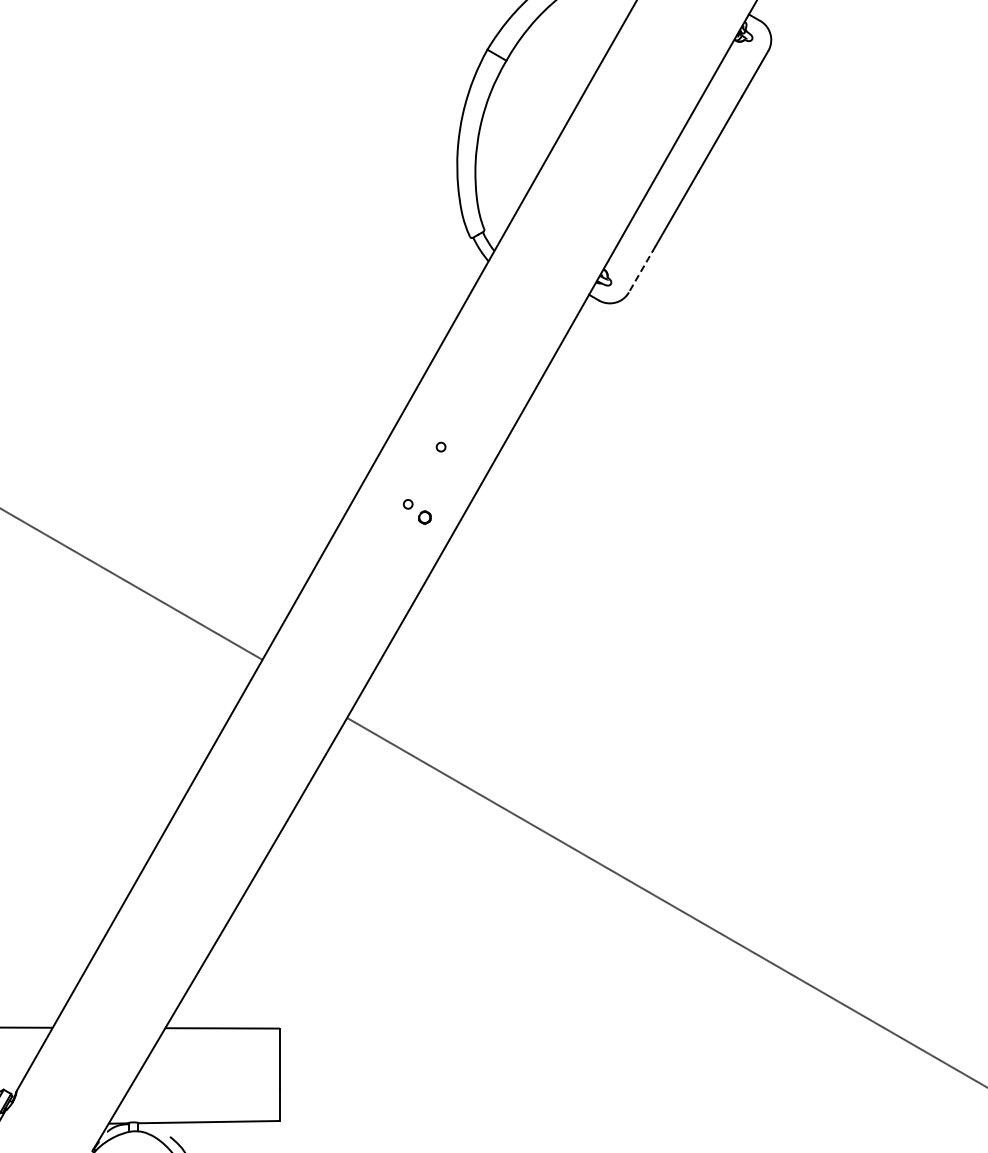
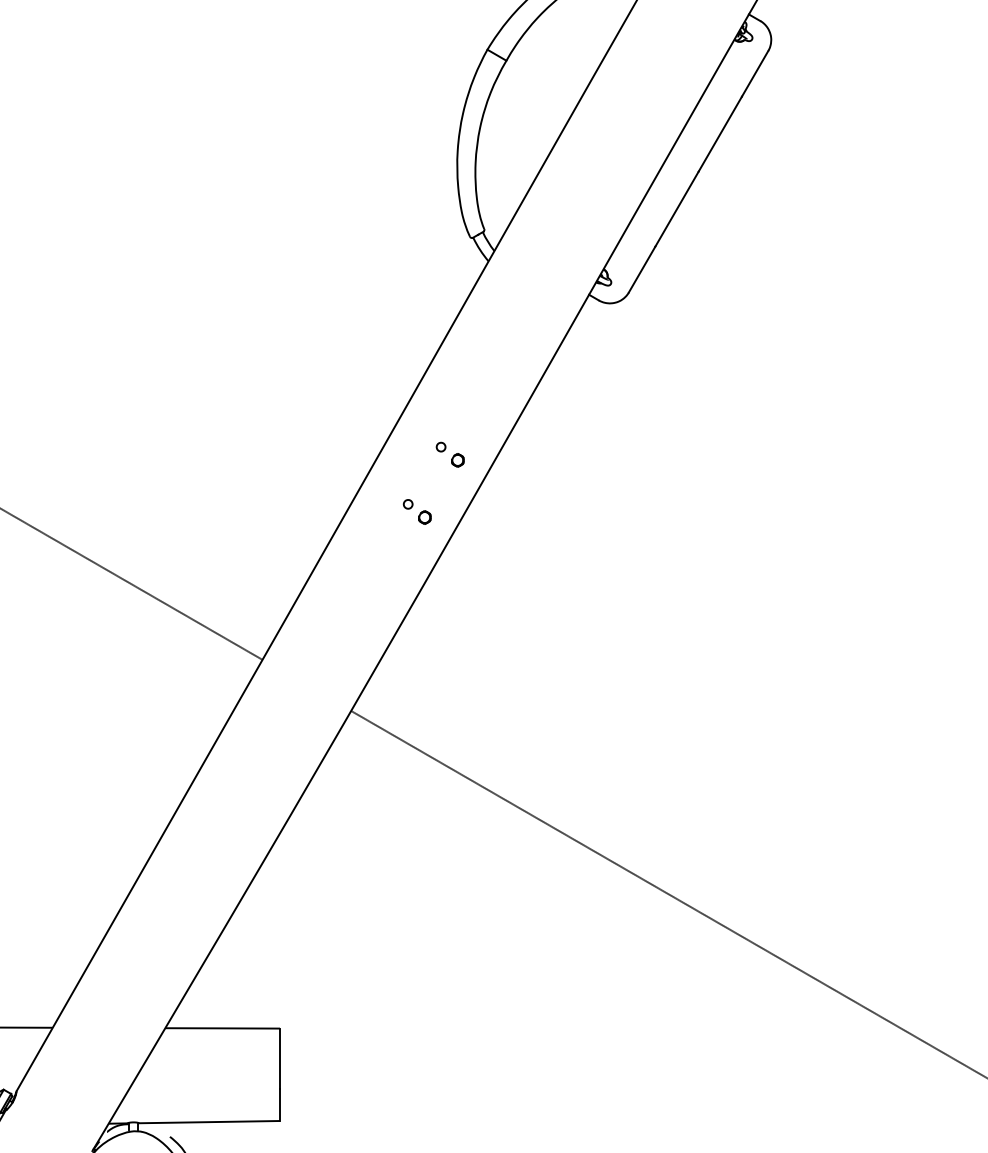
line: dashed -> solid (641, 269)
part: none -> present (457, 460)
line position: (665, 901) -> (667, 893) (667, 893)
